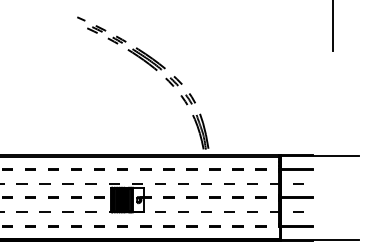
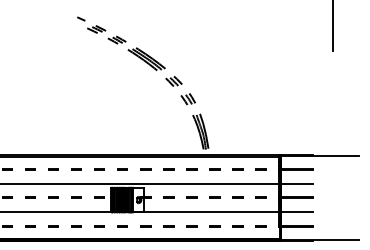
line: dashed -> solid (156, 183)
line: dashed -> solid (156, 212)
